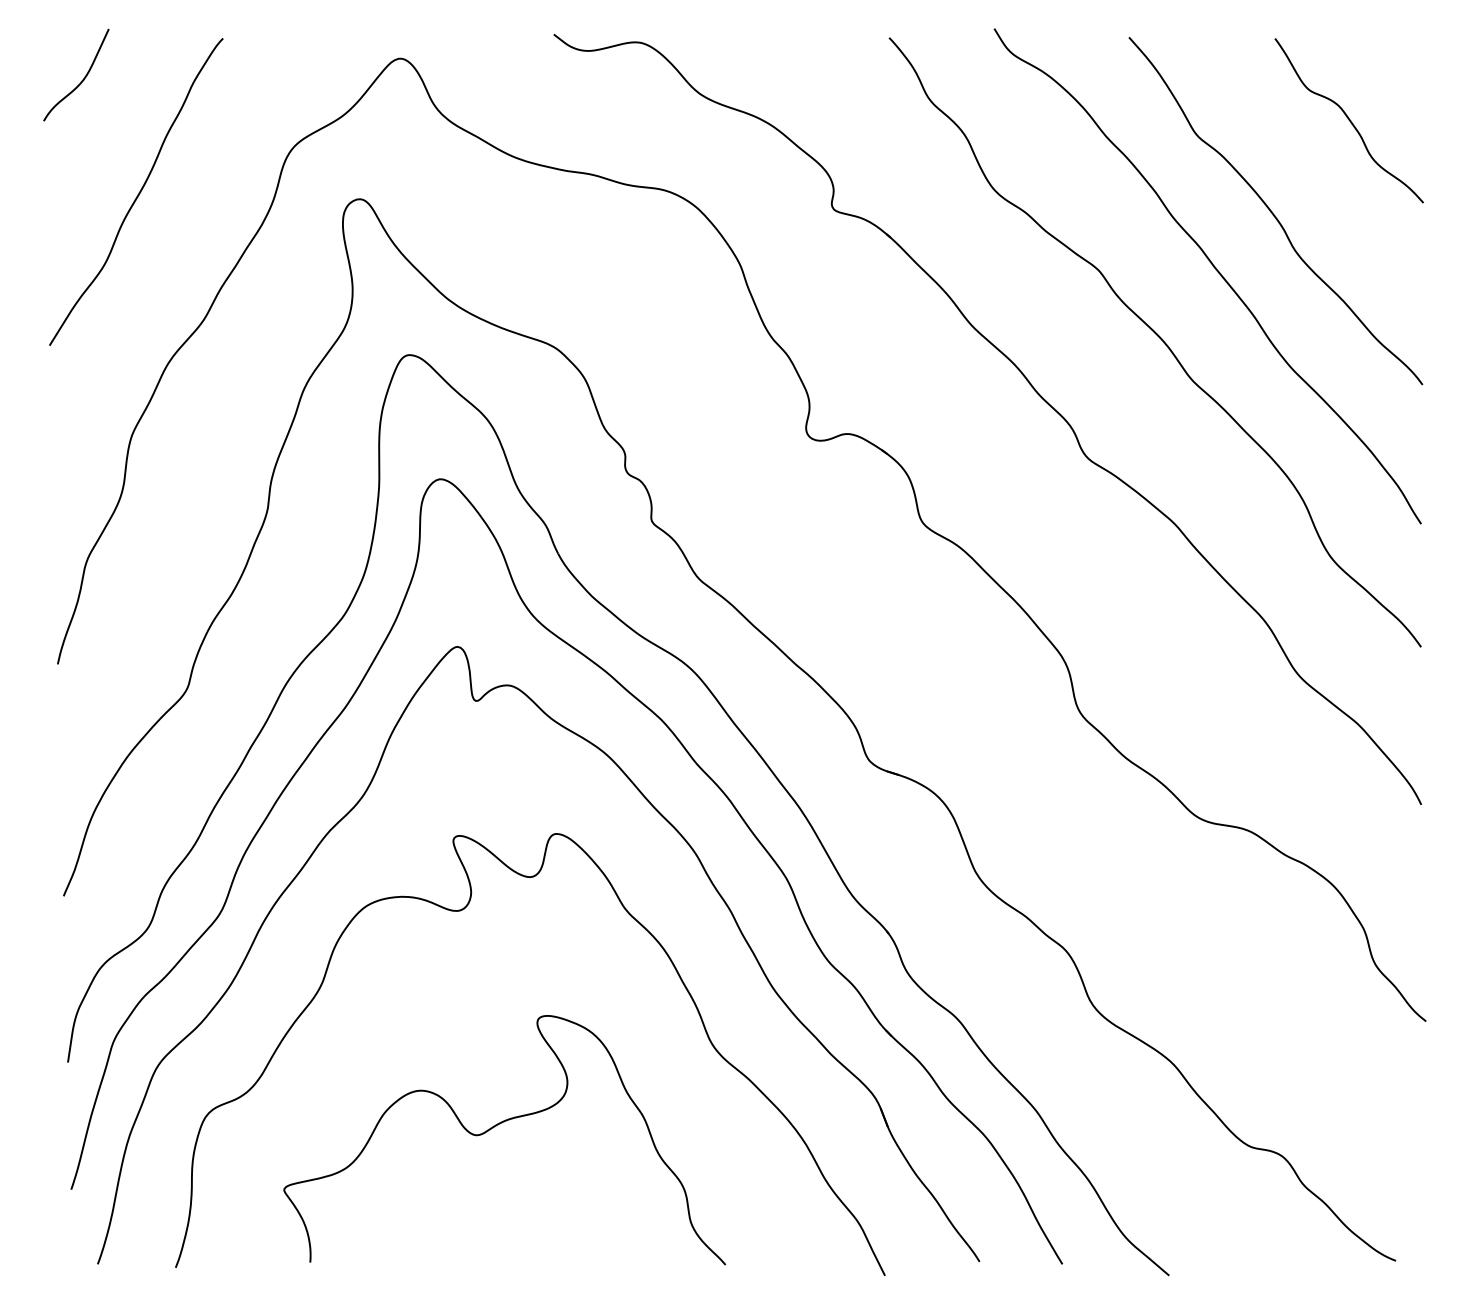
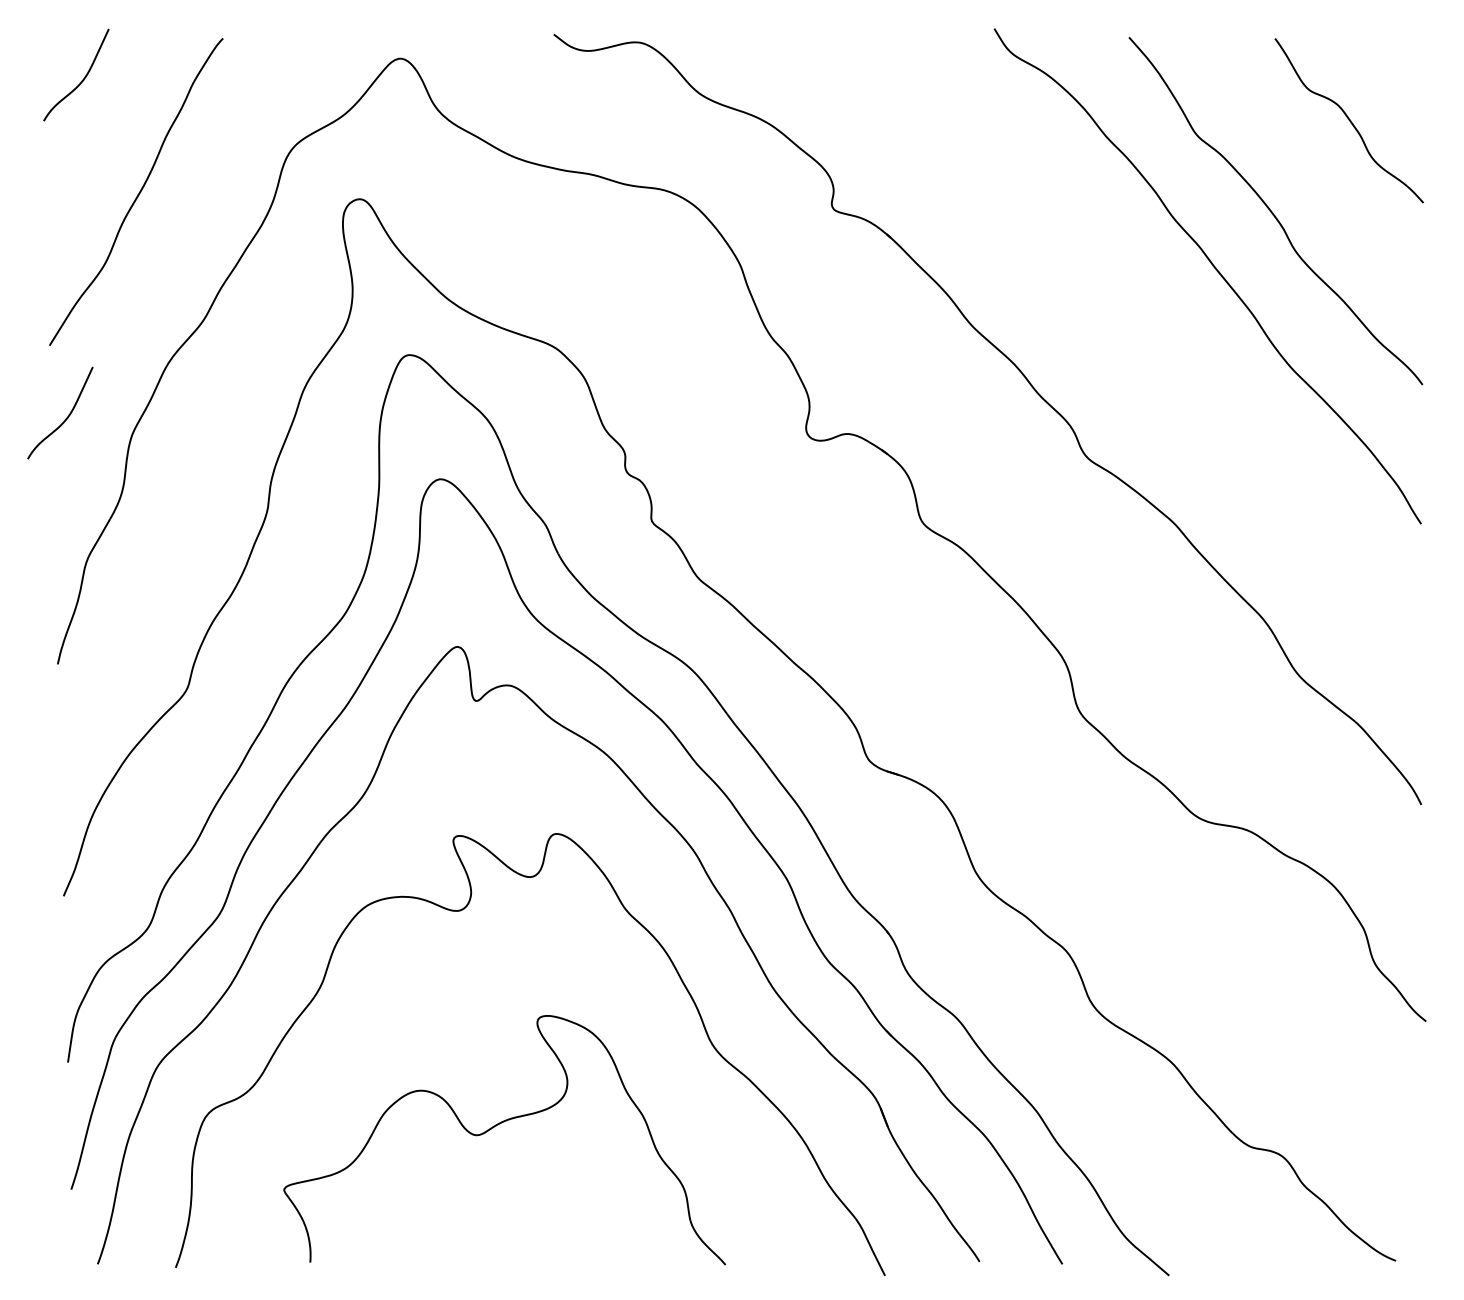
curve: present -> none (1158, 337)
curve: none -> present (66, 417)
